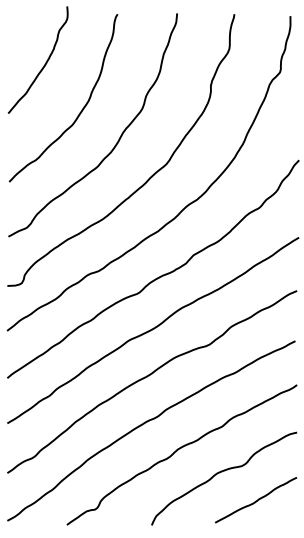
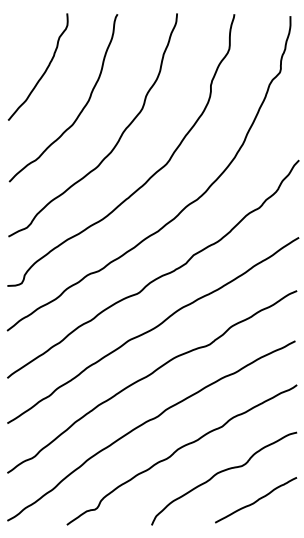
curve position: (43, 65) -> (43, 72) (43, 72)
